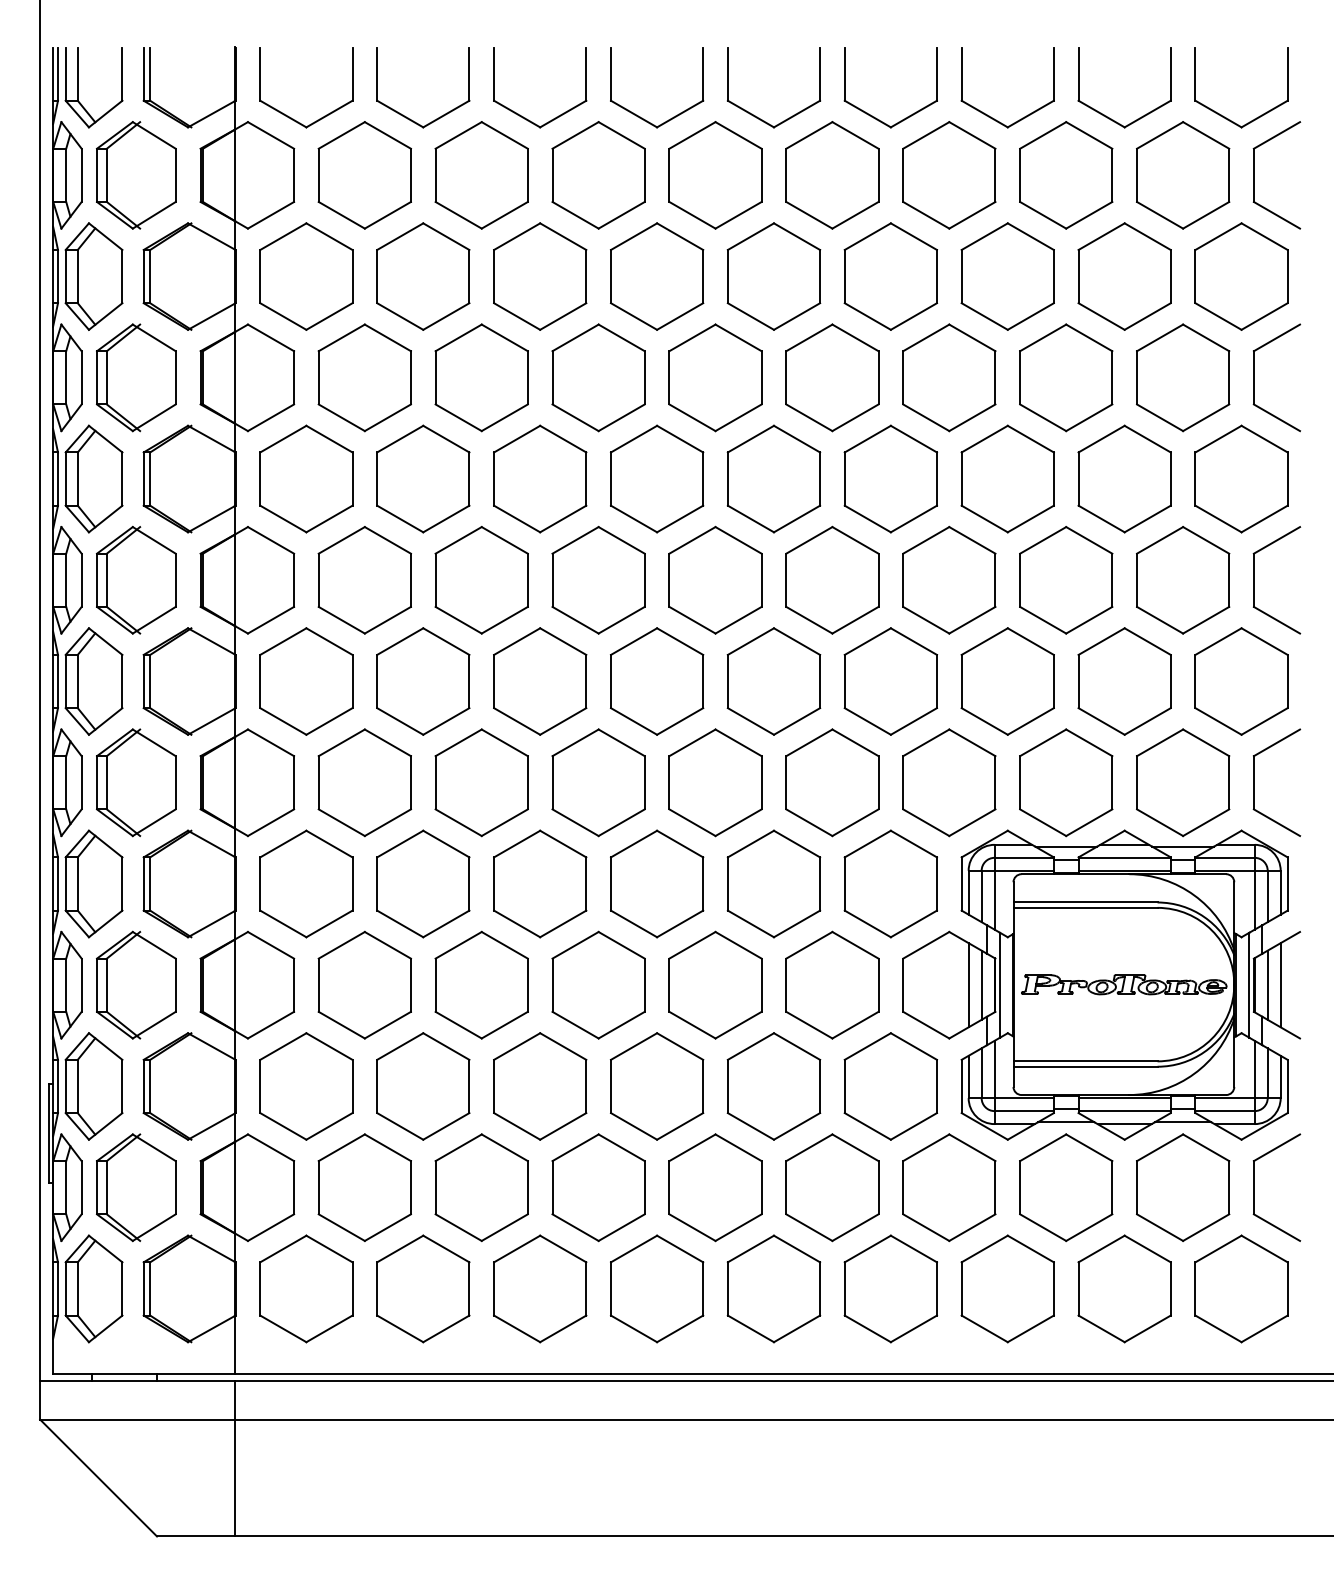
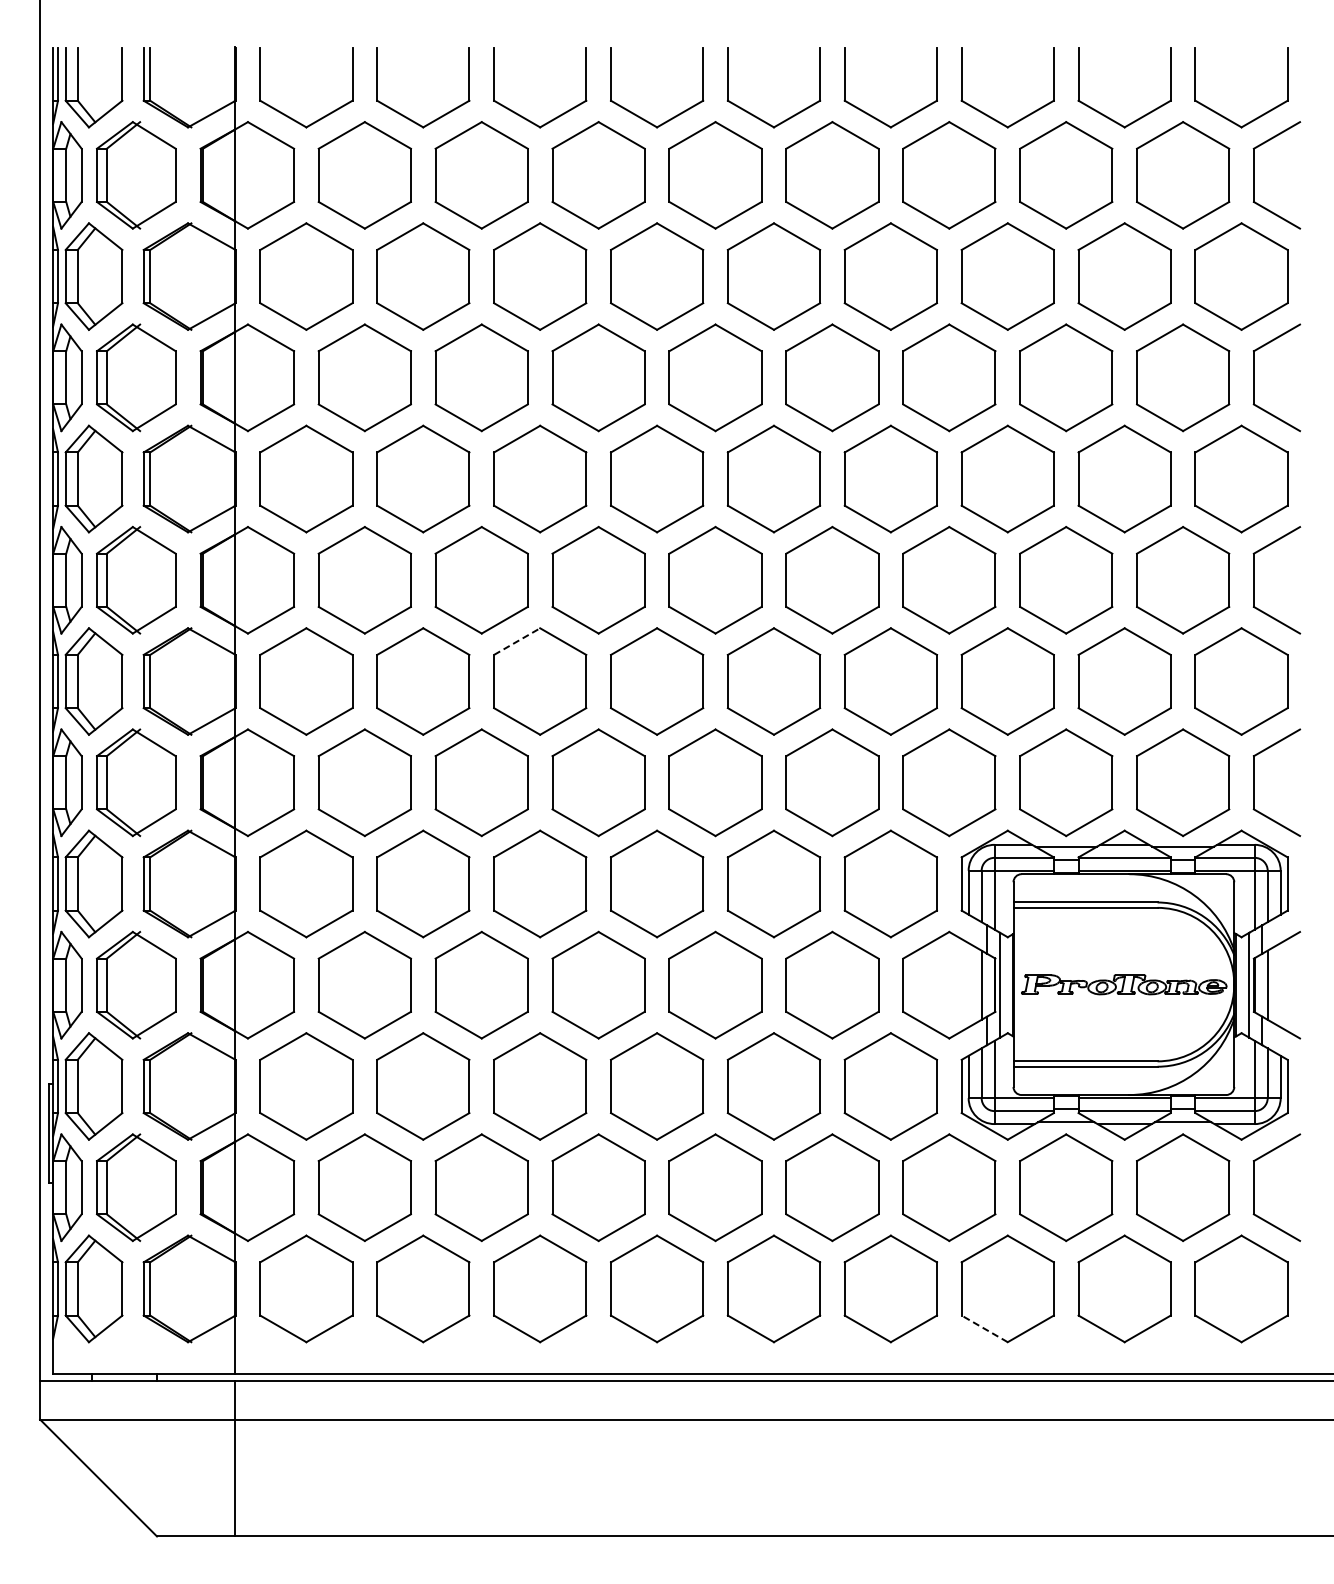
line: solid -> dashed (517, 641)
line: present -> none (968, 985)
line: present -> none (1280, 985)
line: solid -> dashed (984, 1328)
